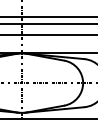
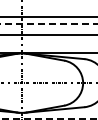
line: solid -> dashed (49, 24)
line: solid -> dashed (49, 118)
